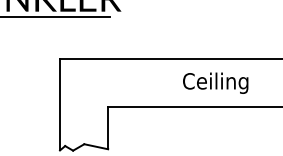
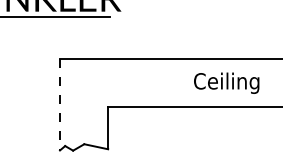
text position: (215, 82) -> (226, 82) (226, 82)
line: solid -> dashed (60, 104)
